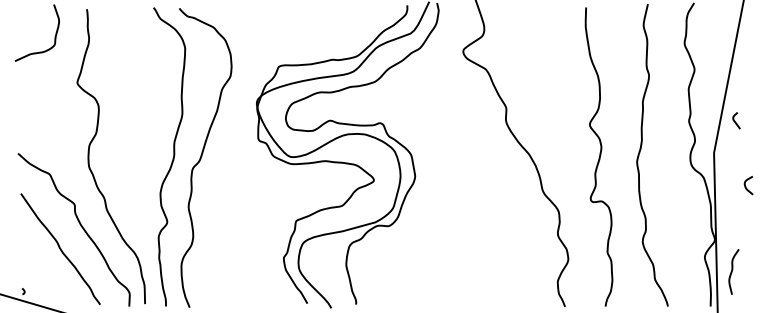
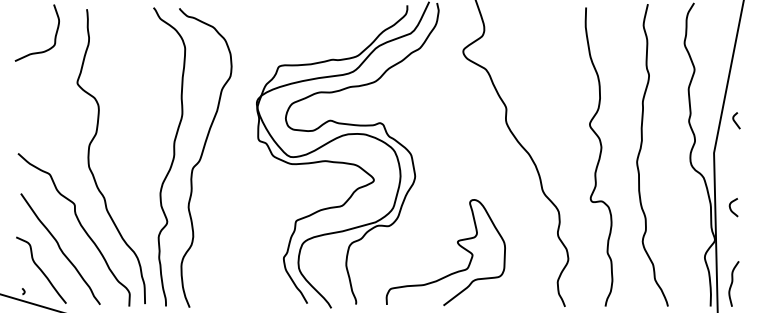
curve position: (746, 186) -> (731, 208) (731, 208)
curve: none -> present (457, 244)
curve: none -> present (41, 269)
curve position: (732, 271) -> (732, 283) (732, 283)
